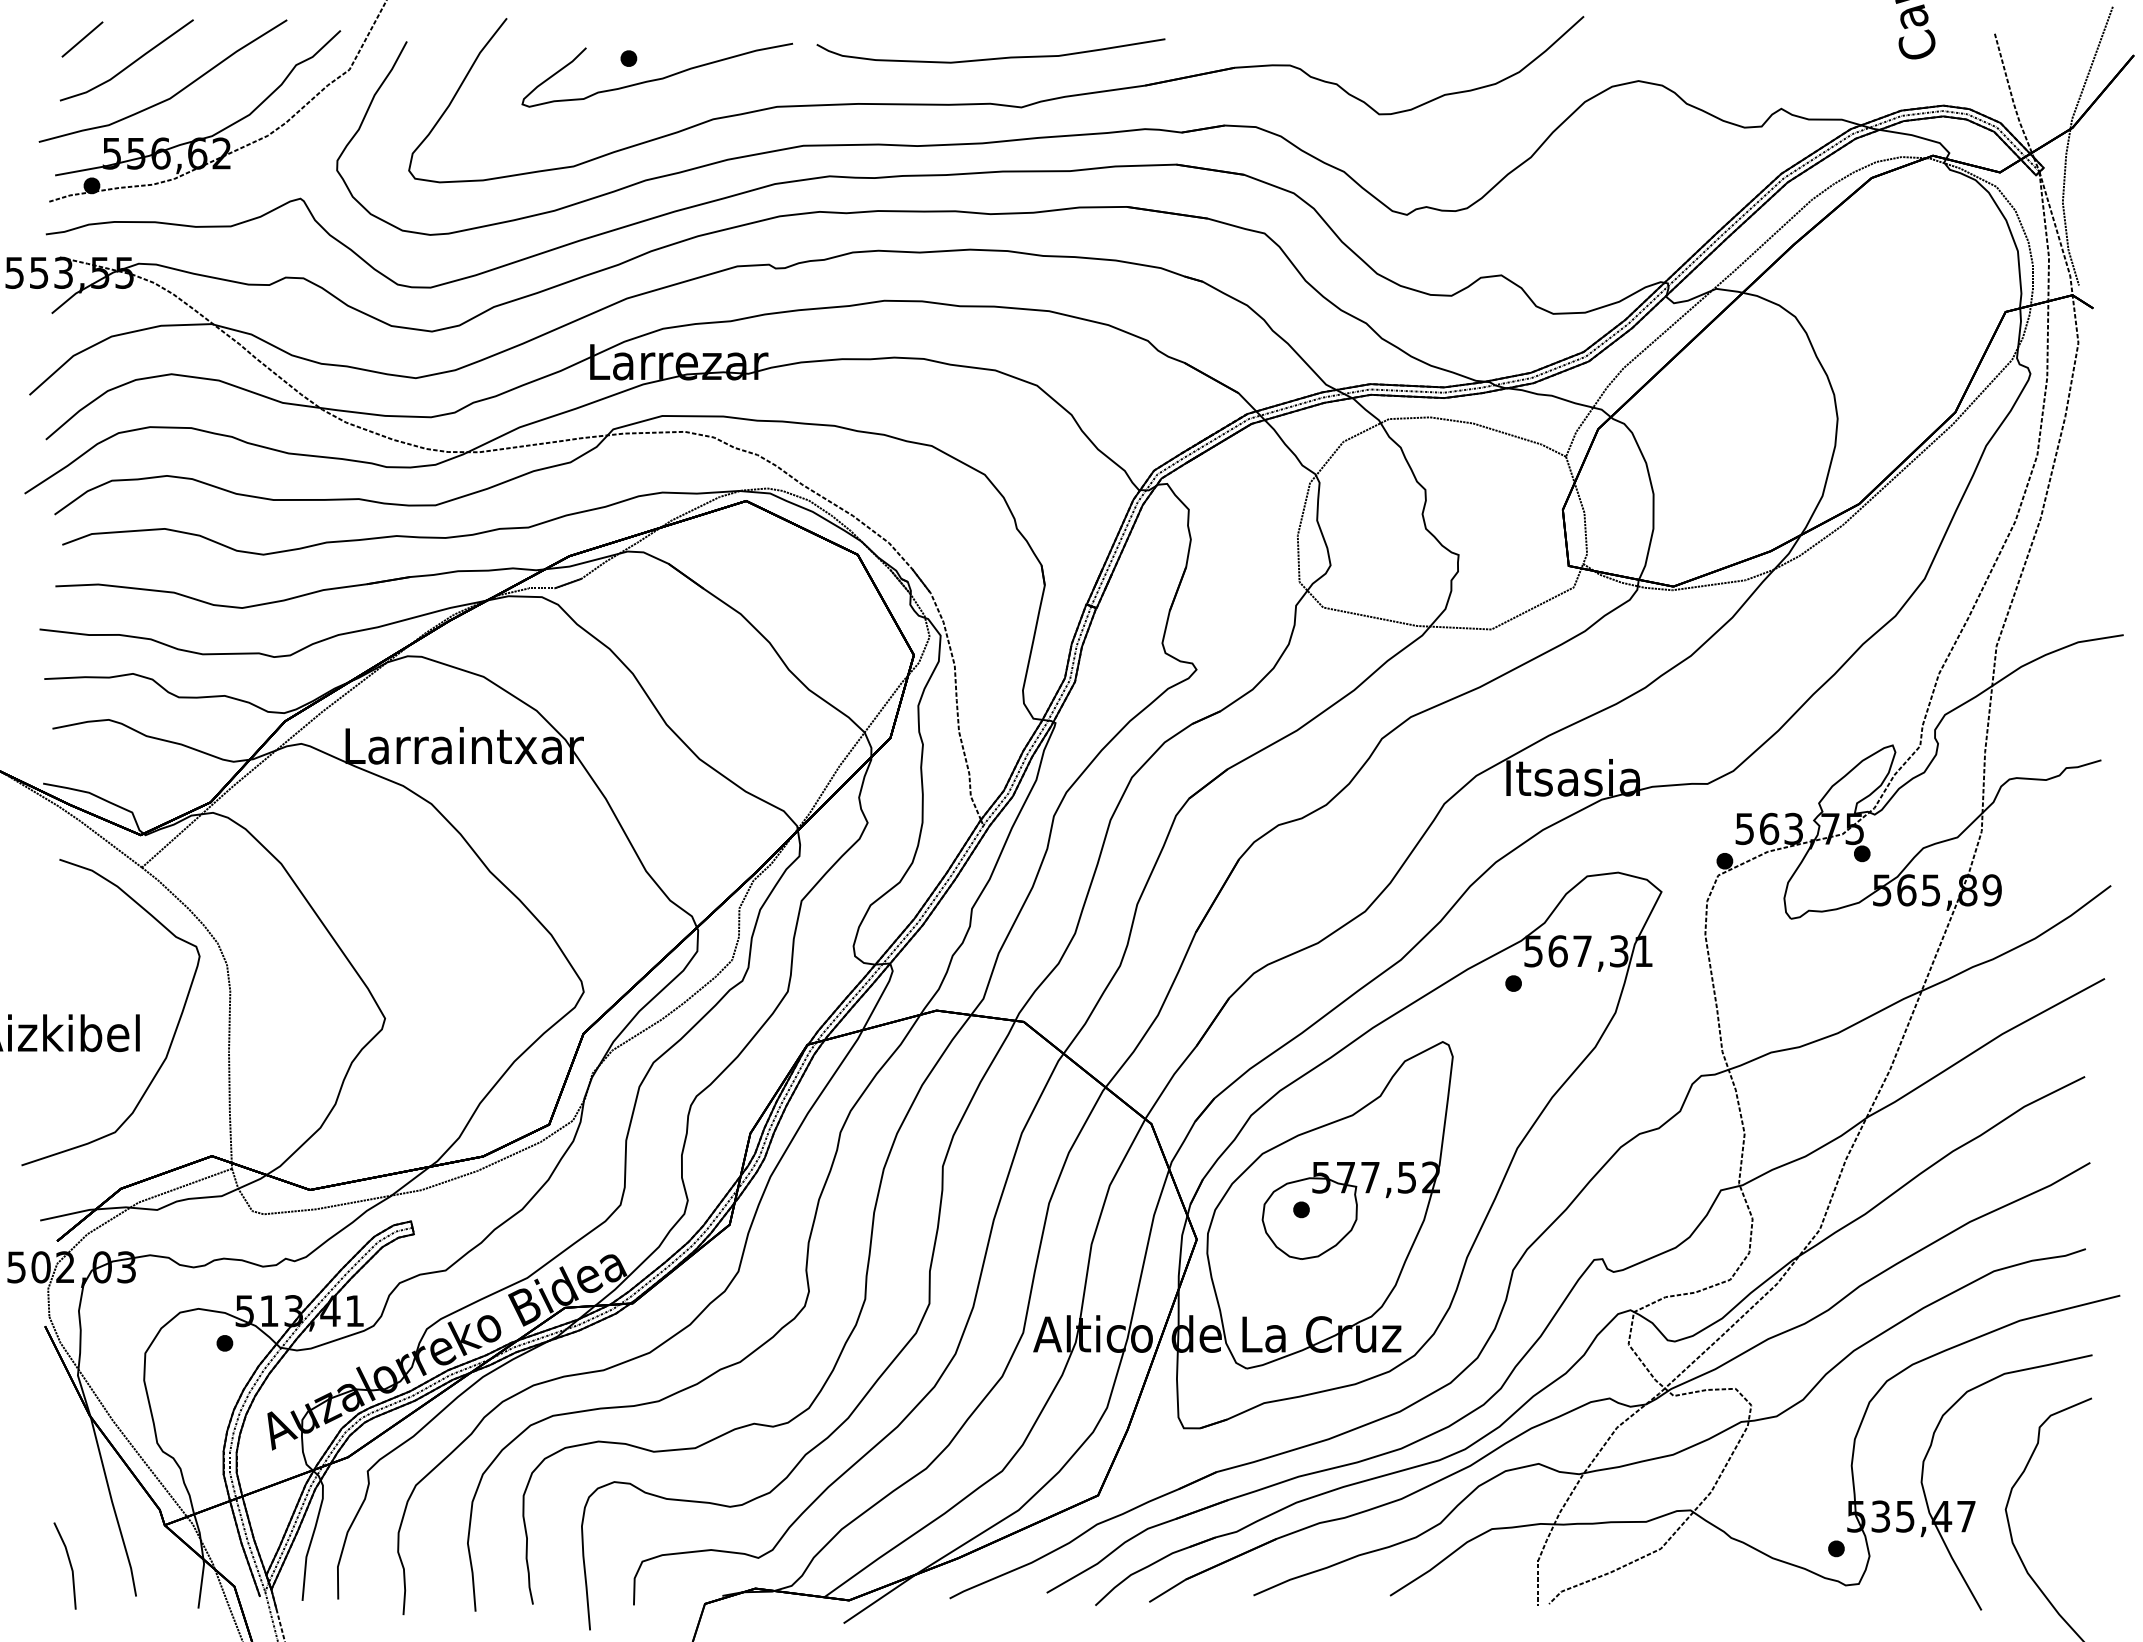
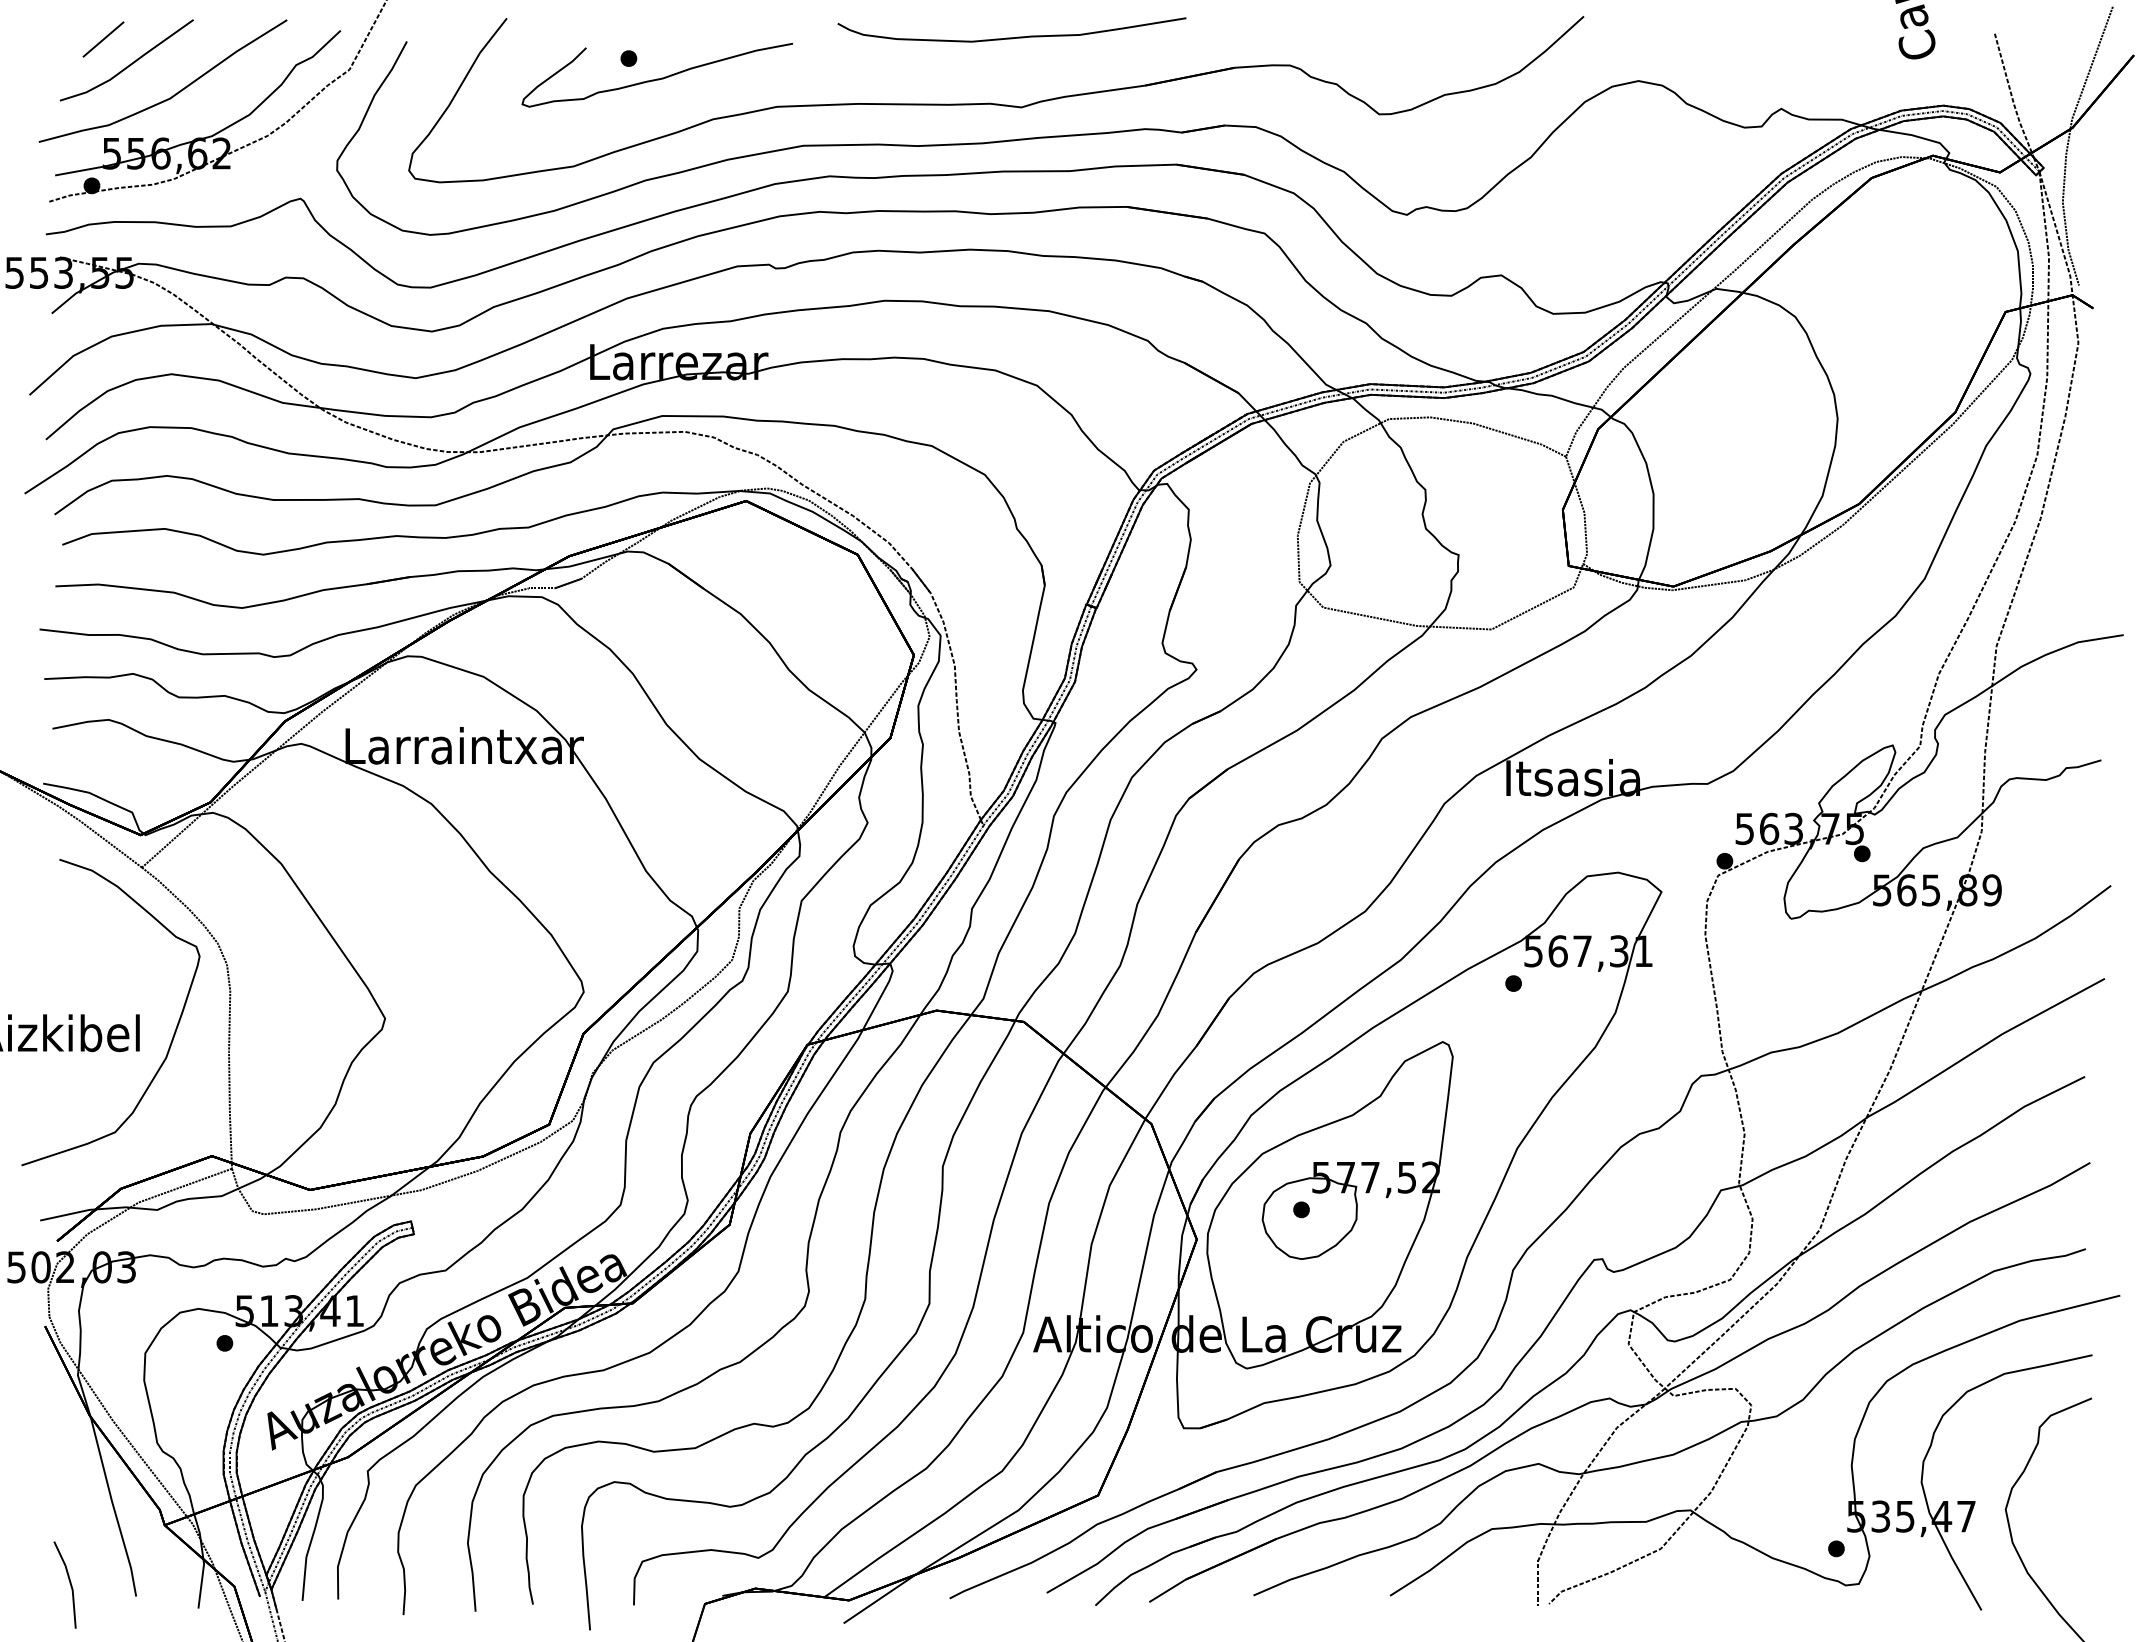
line position: (82, 39) -> (103, 39) (103, 39)
curve position: (990, 58) -> (1011, 37) (1011, 37)
line position: (69, 1564) -> (69, 1583) (69, 1583)
